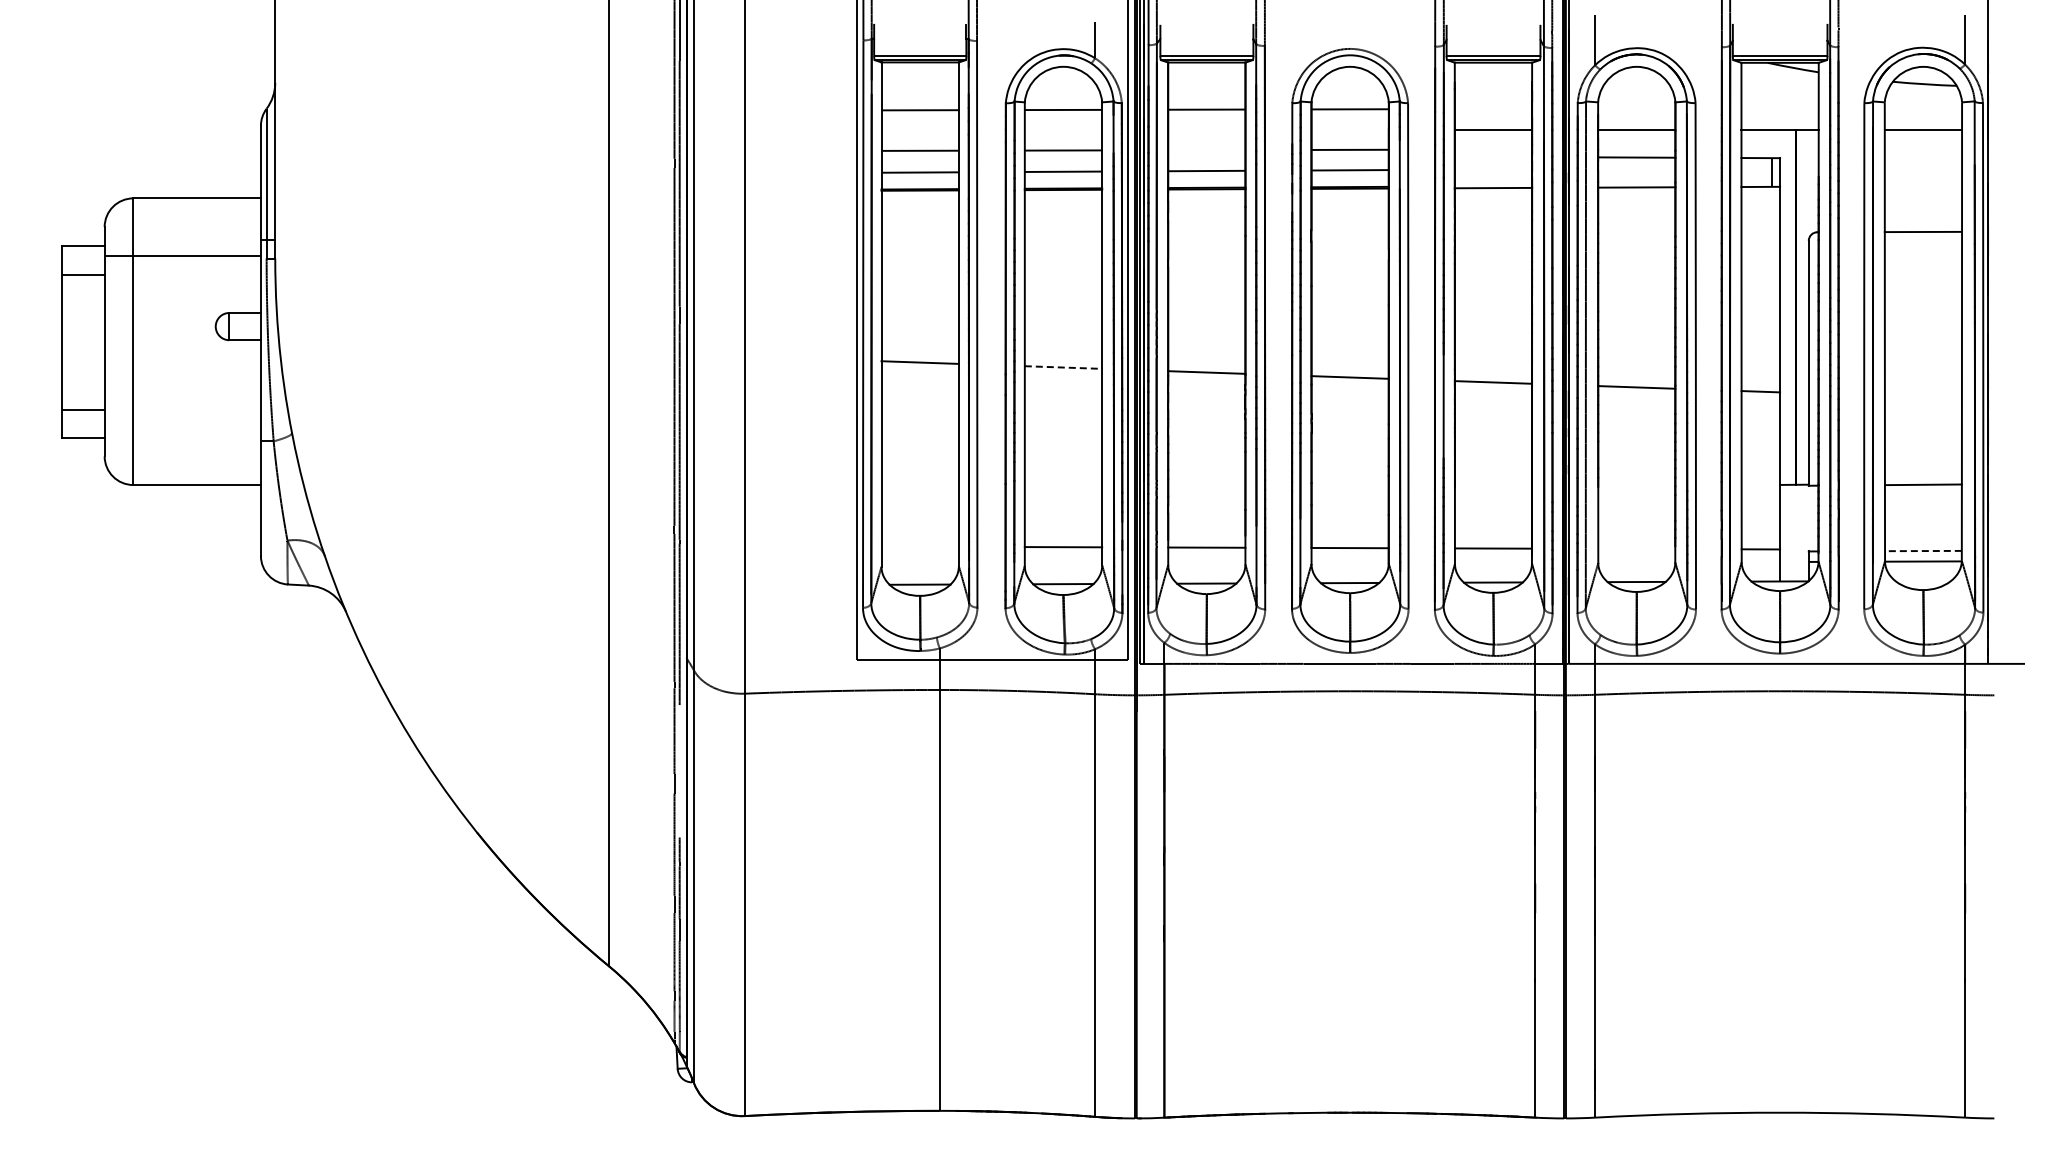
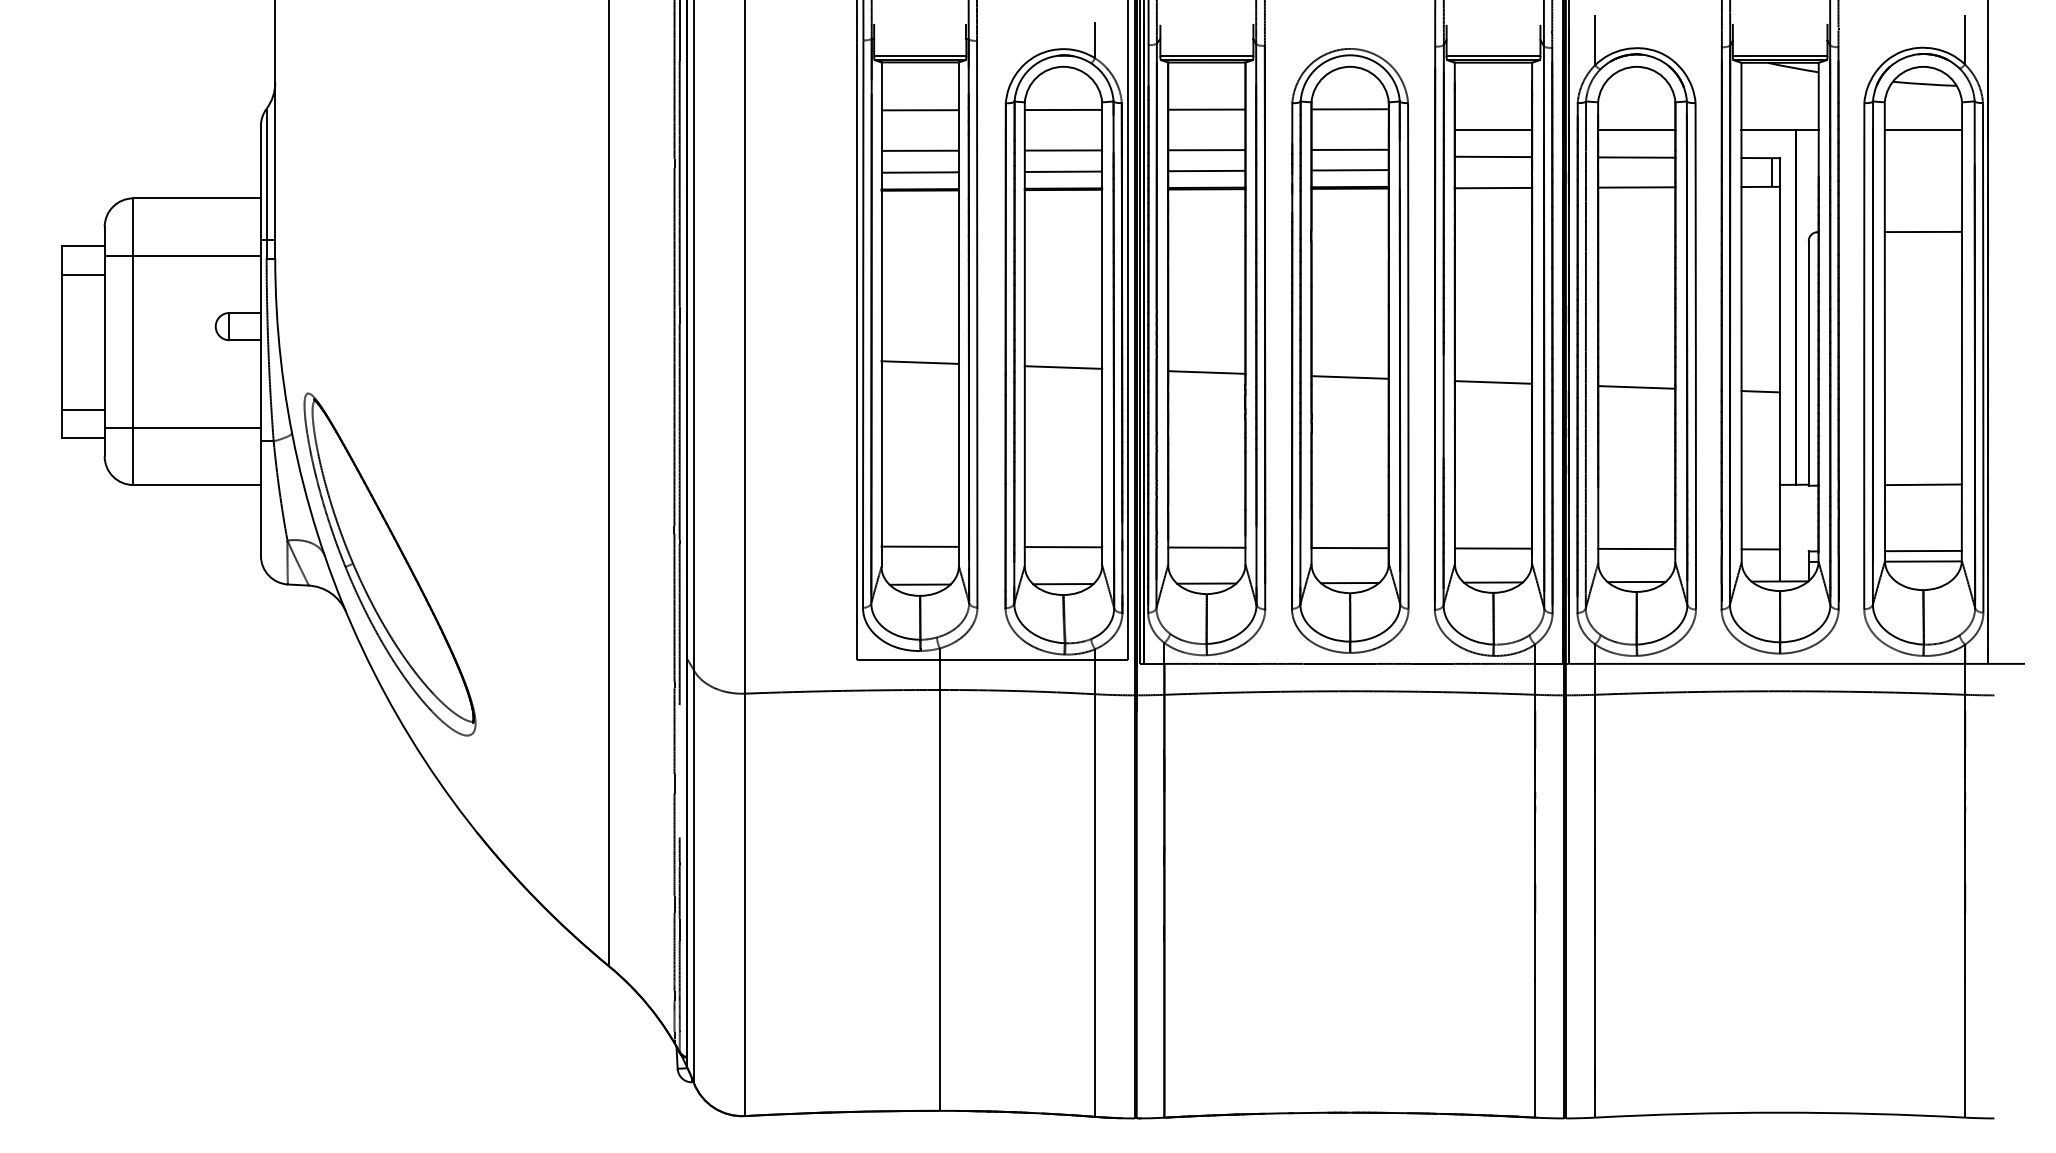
line: none -> present (1206, 150)
line: none -> present (1493, 156)
line: dashed -> solid (1063, 367)
line: none -> present (182, 427)
line: none -> present (919, 546)
line: none -> present (1636, 548)
line: dashed -> solid (1922, 551)
part: none -> present (389, 564)
